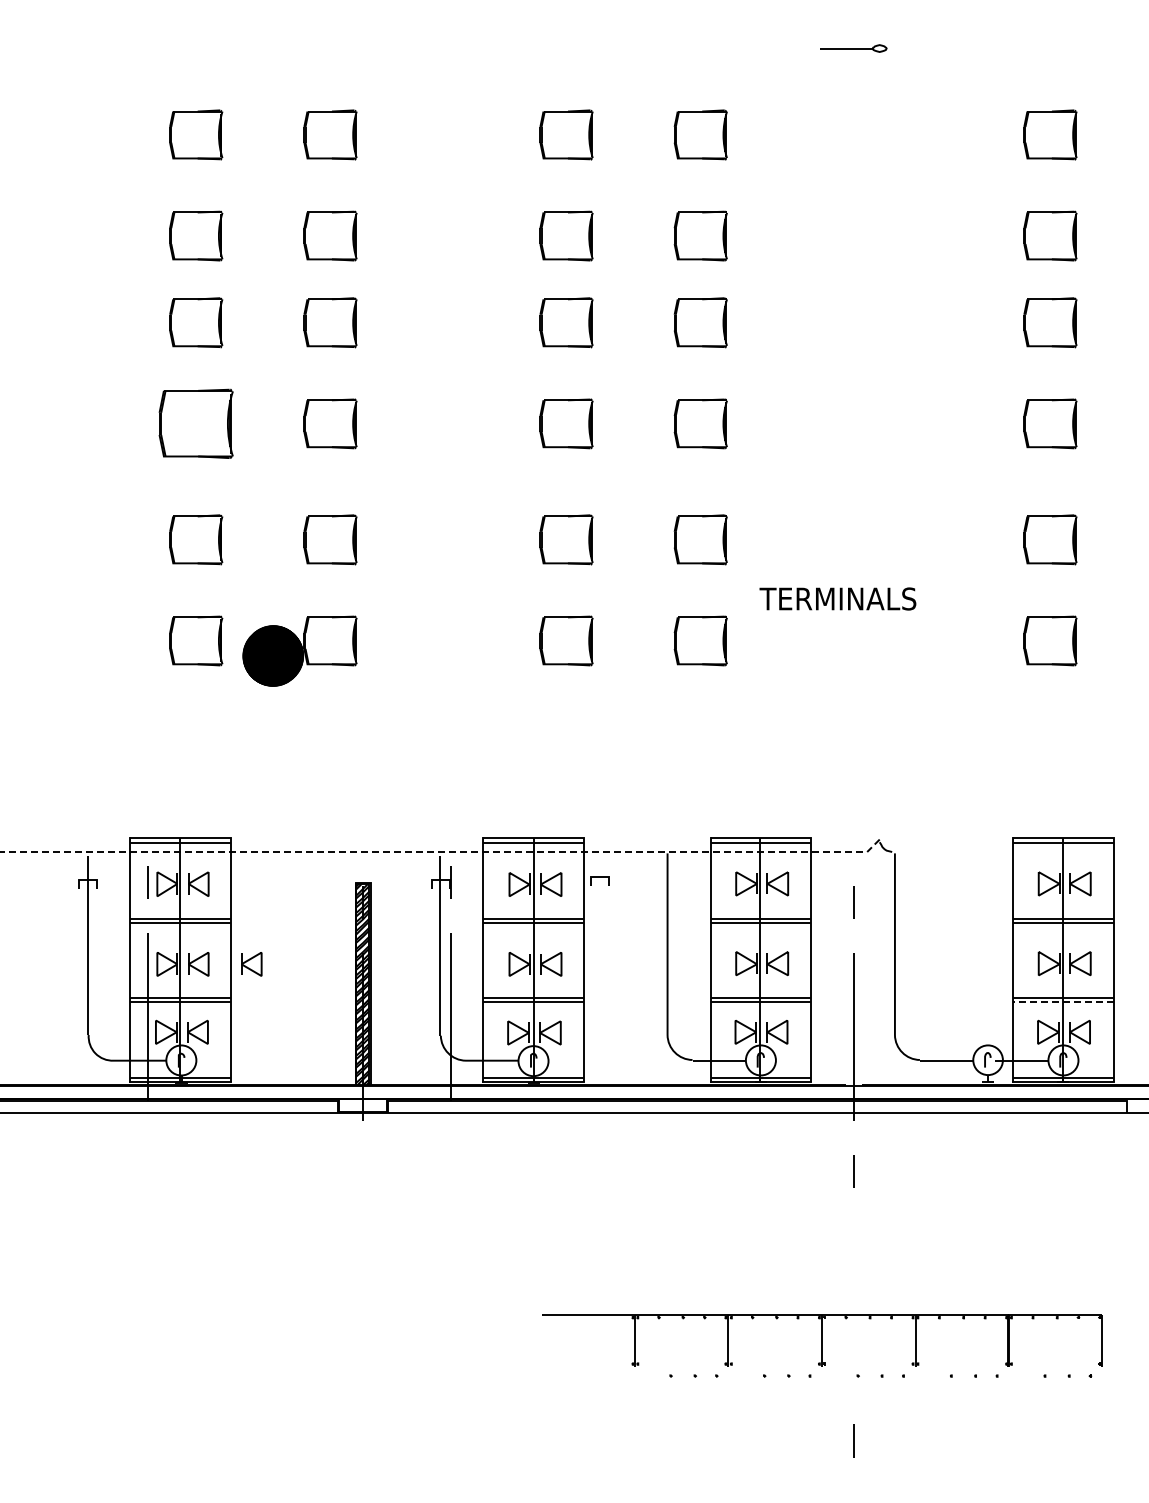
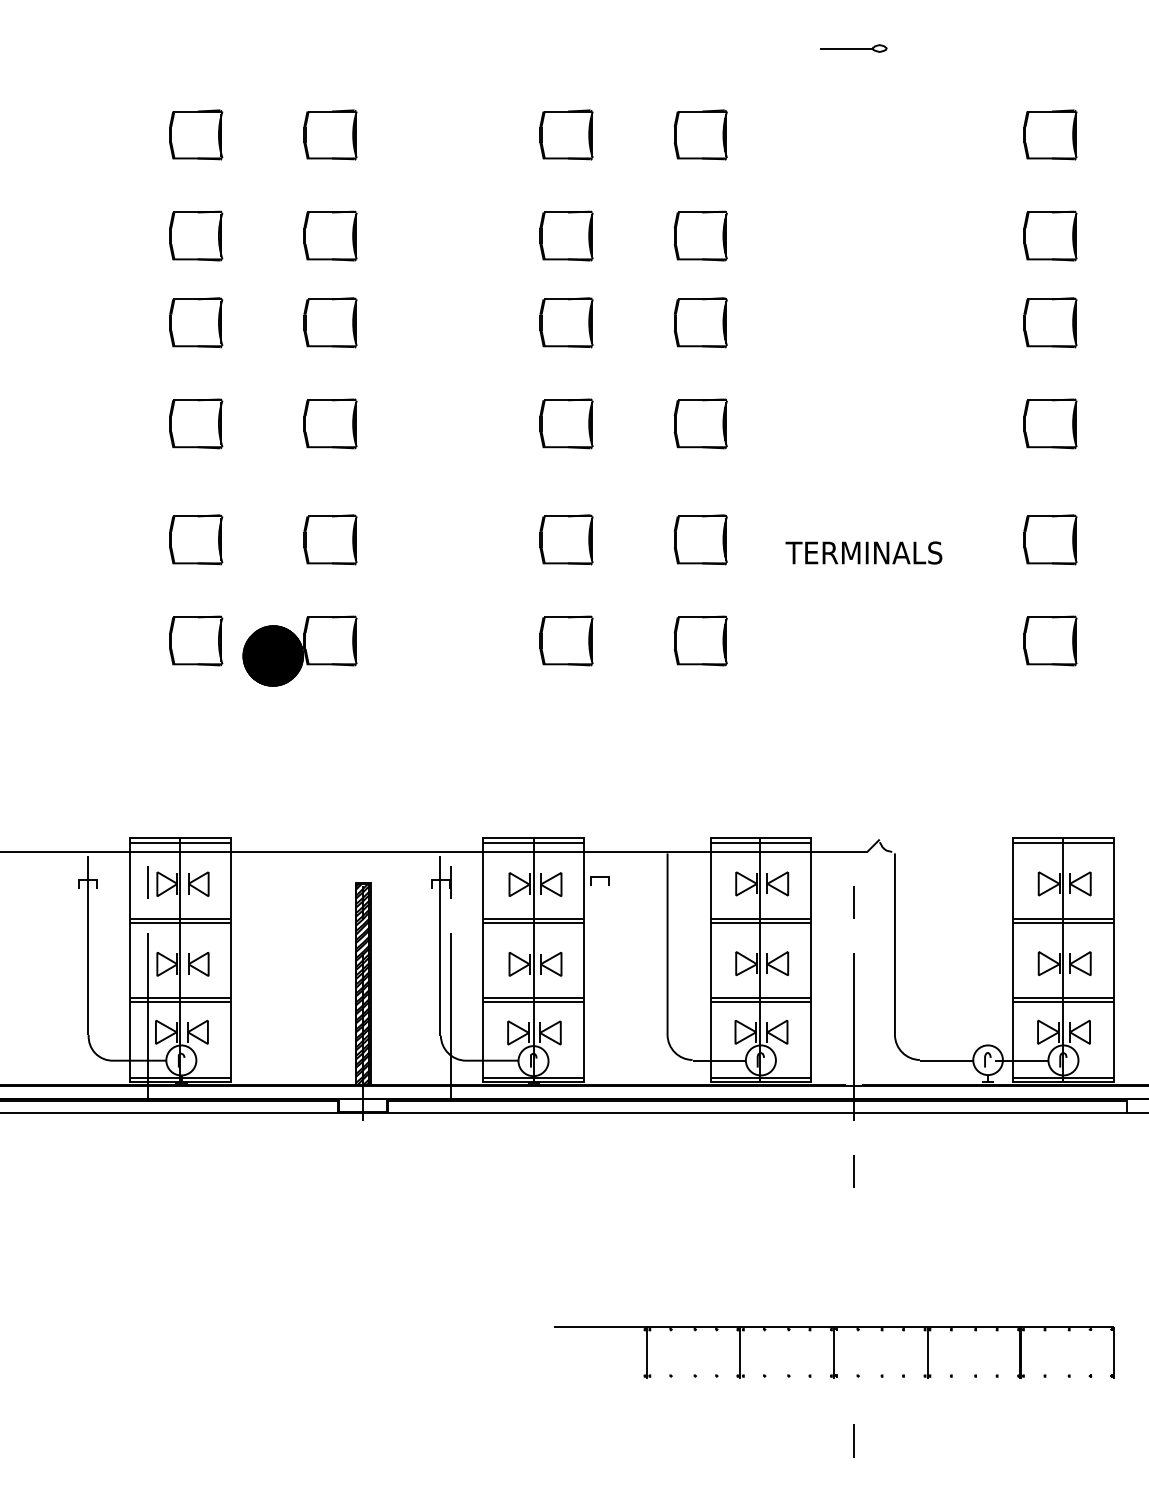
part size: 76x71 px -> 55x52 px (196, 423)
text position: (837, 598) -> (863, 552) (863, 552)
line: dashed -> solid (443, 852)
part: present -> none (251, 964)
line: dashed -> solid (1062, 1002)
part position: (822, 1340) -> (834, 1352) (834, 1352)
